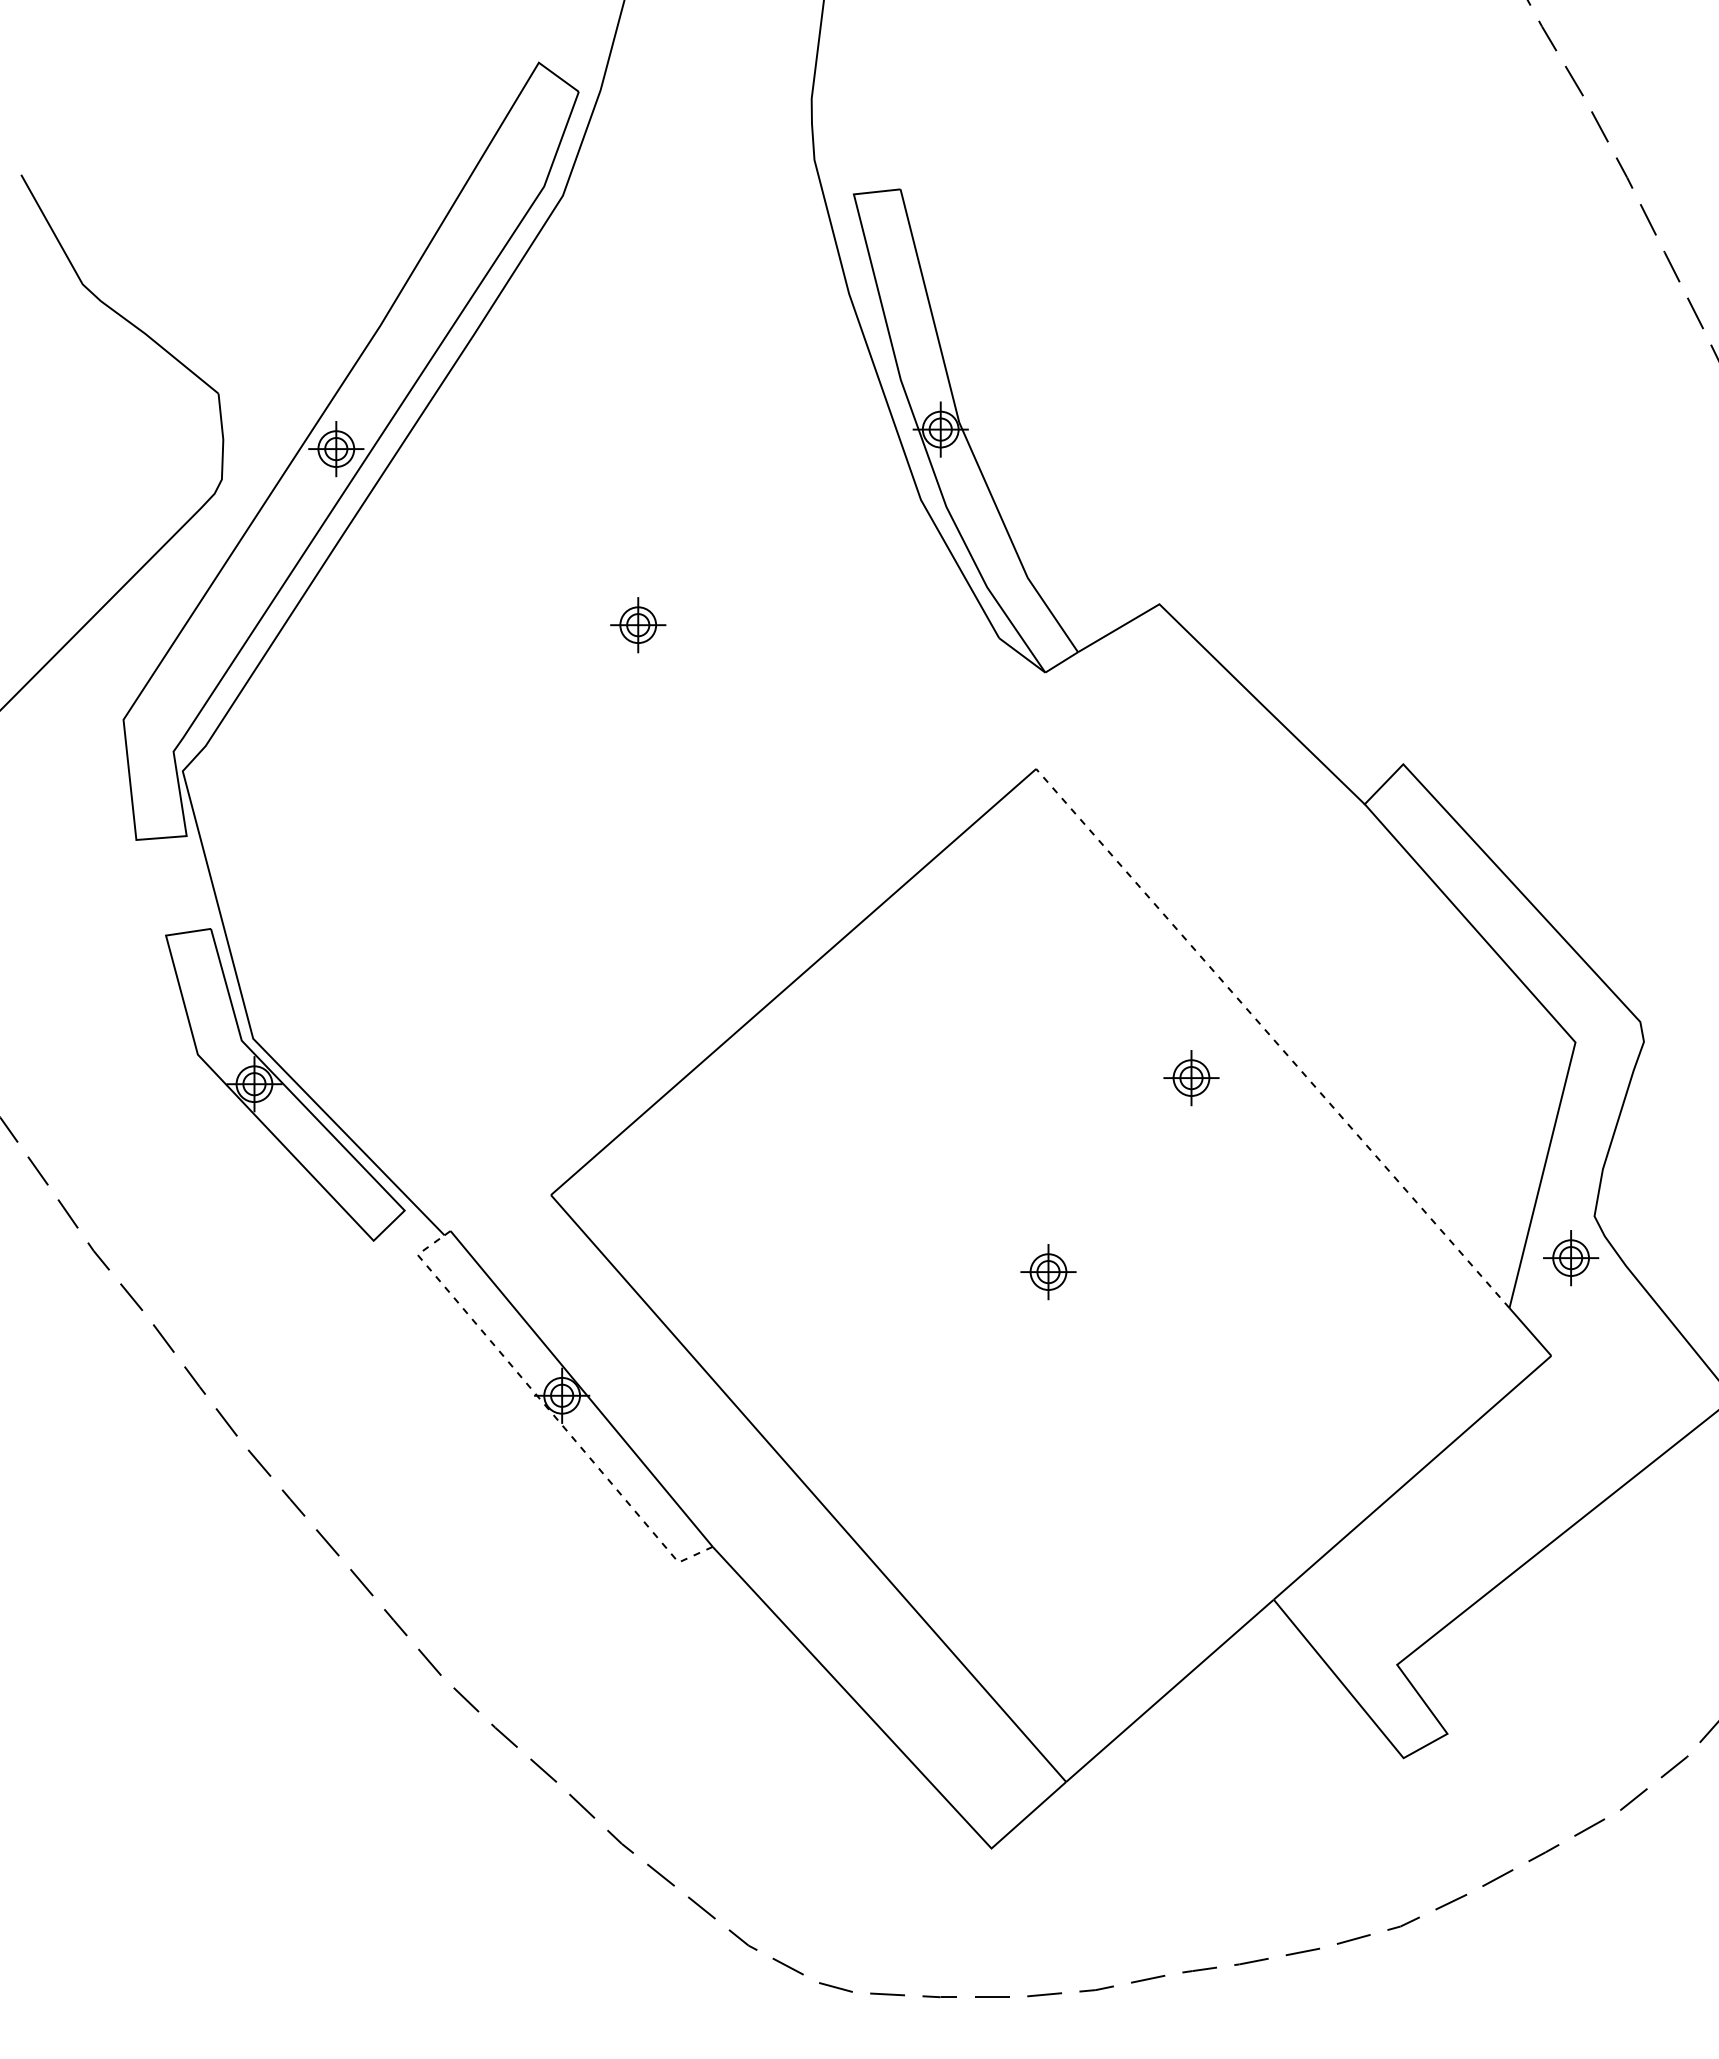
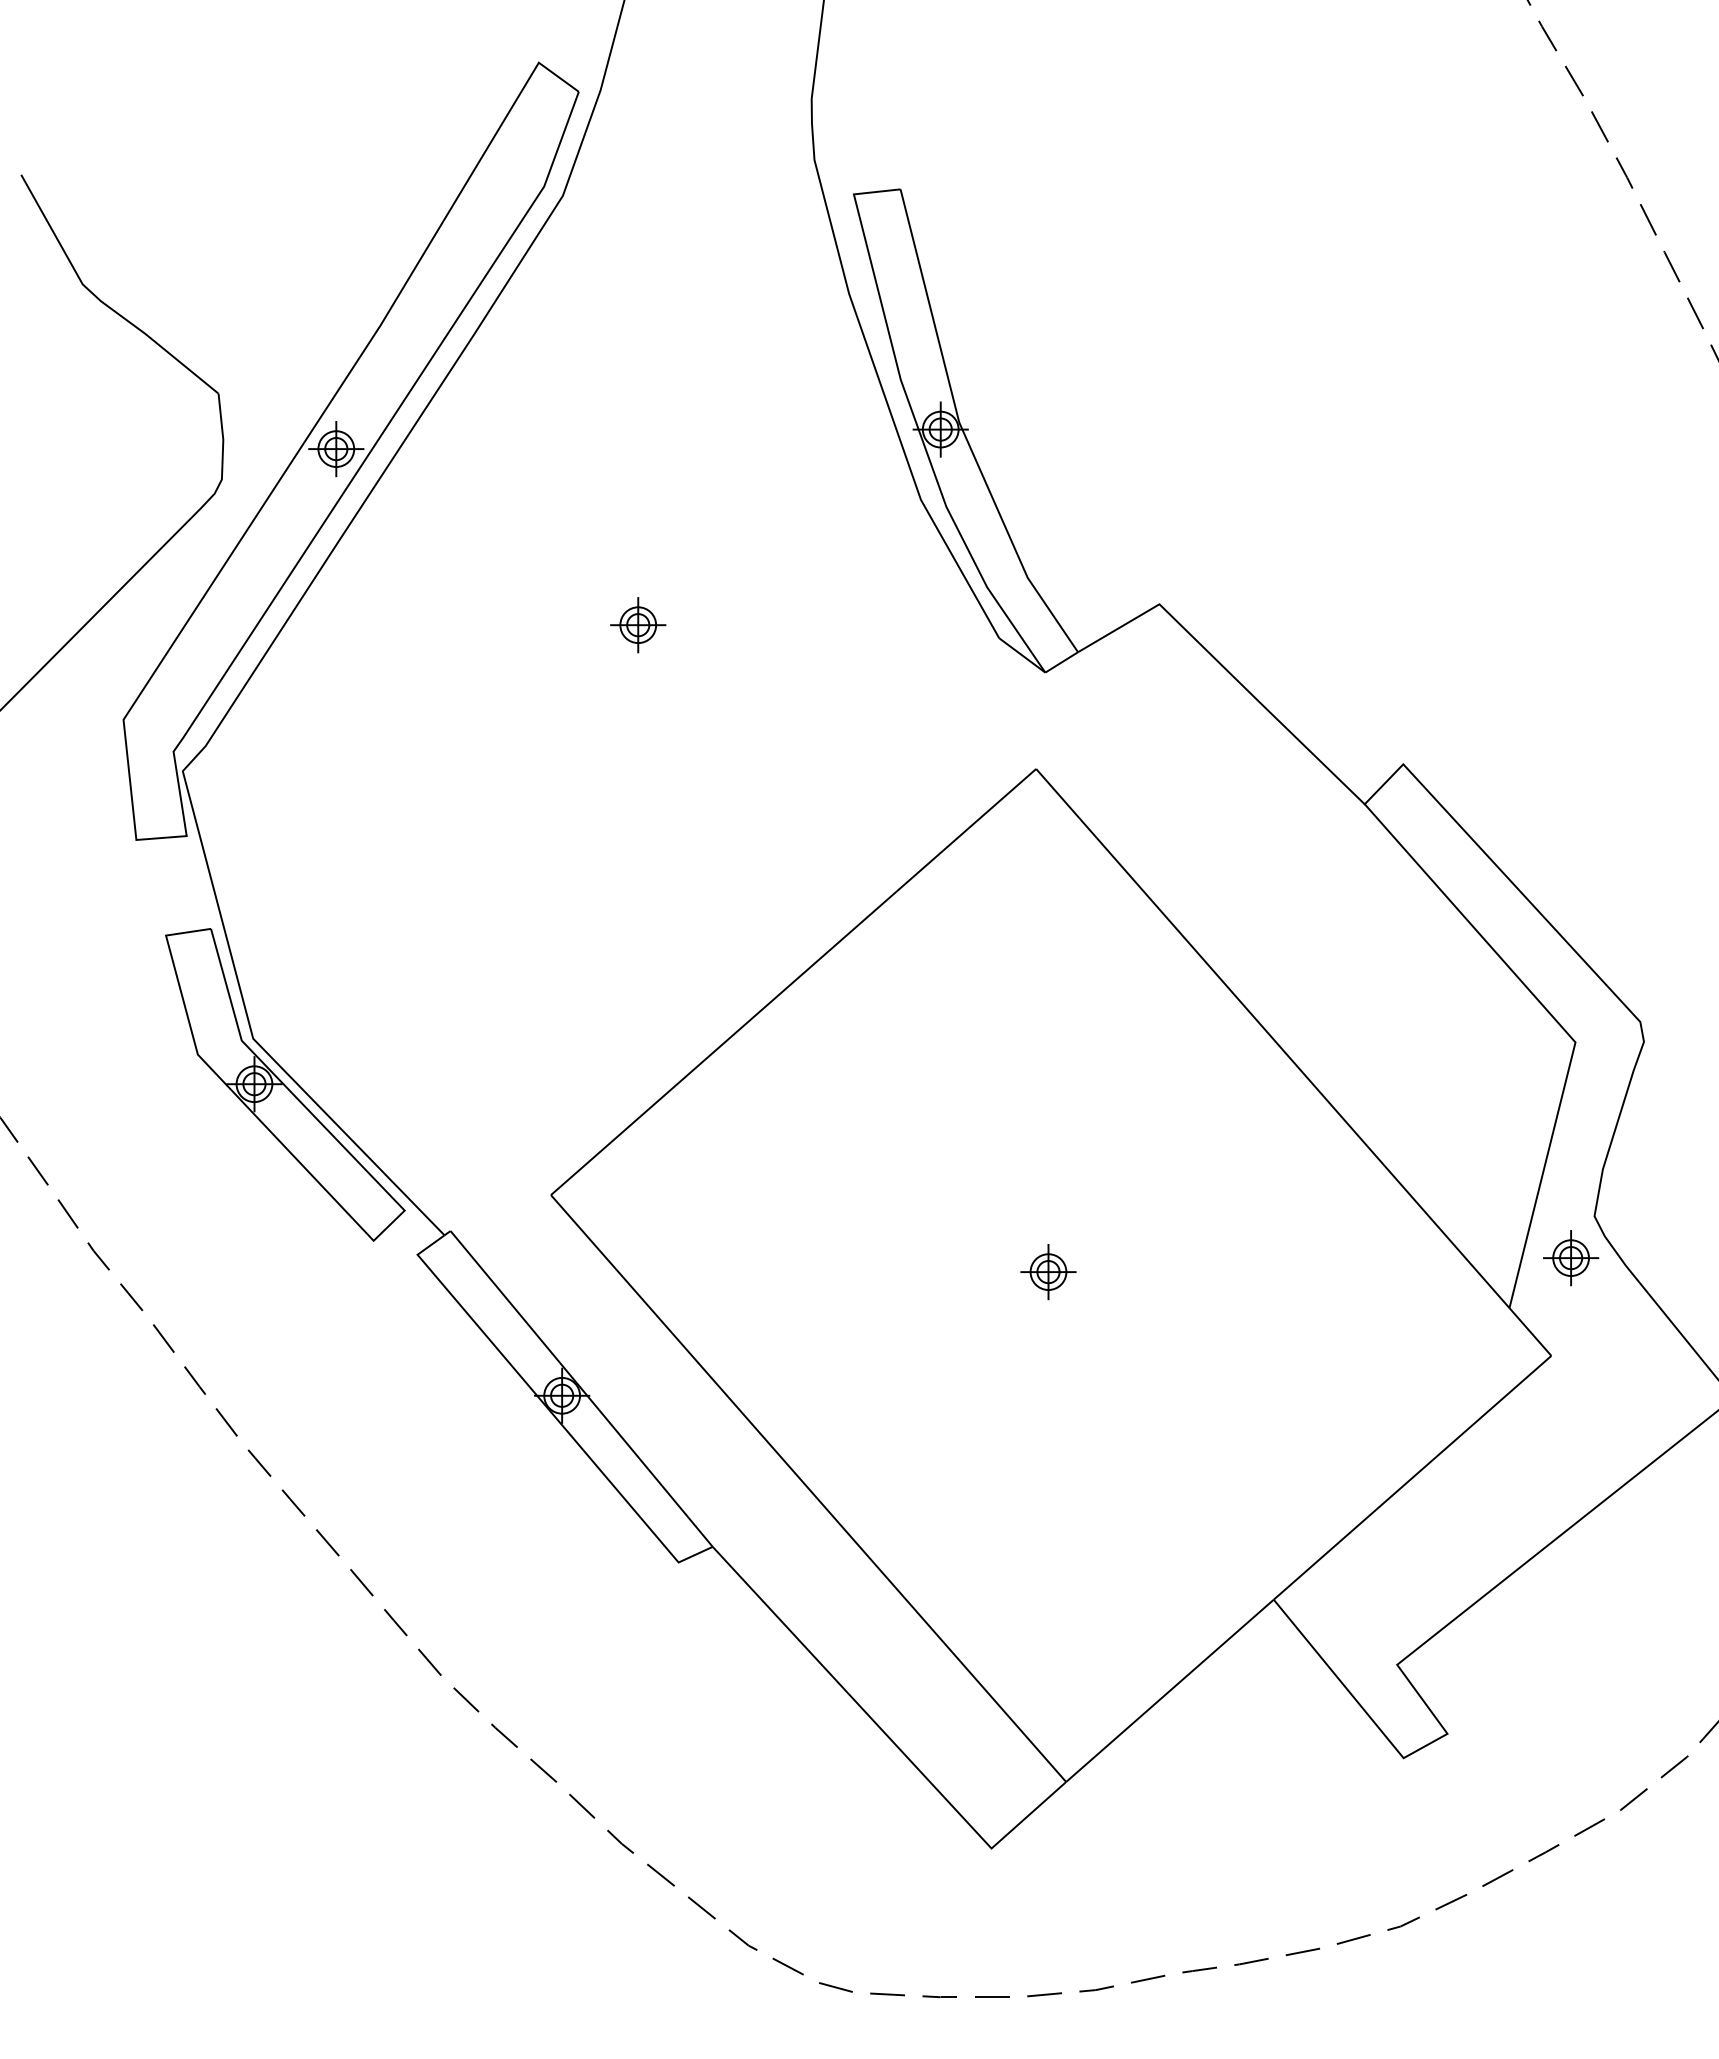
line: dashed -> solid (1272, 1038)
part: present -> none (1191, 1078)
line: dashed -> solid (549, 1410)
